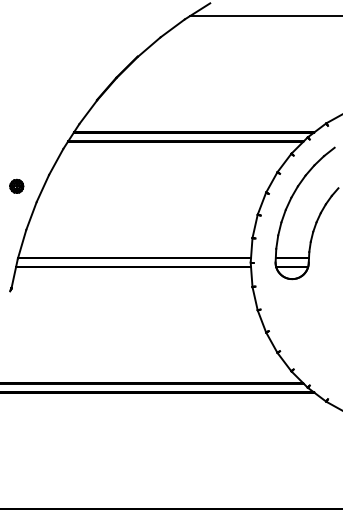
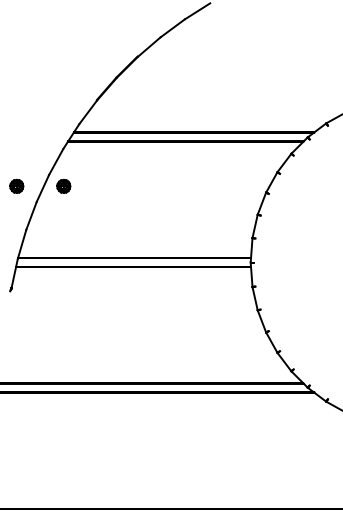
line: present -> none (264, 16)
part: none -> present (63, 185)
part: present -> none (316, 219)
